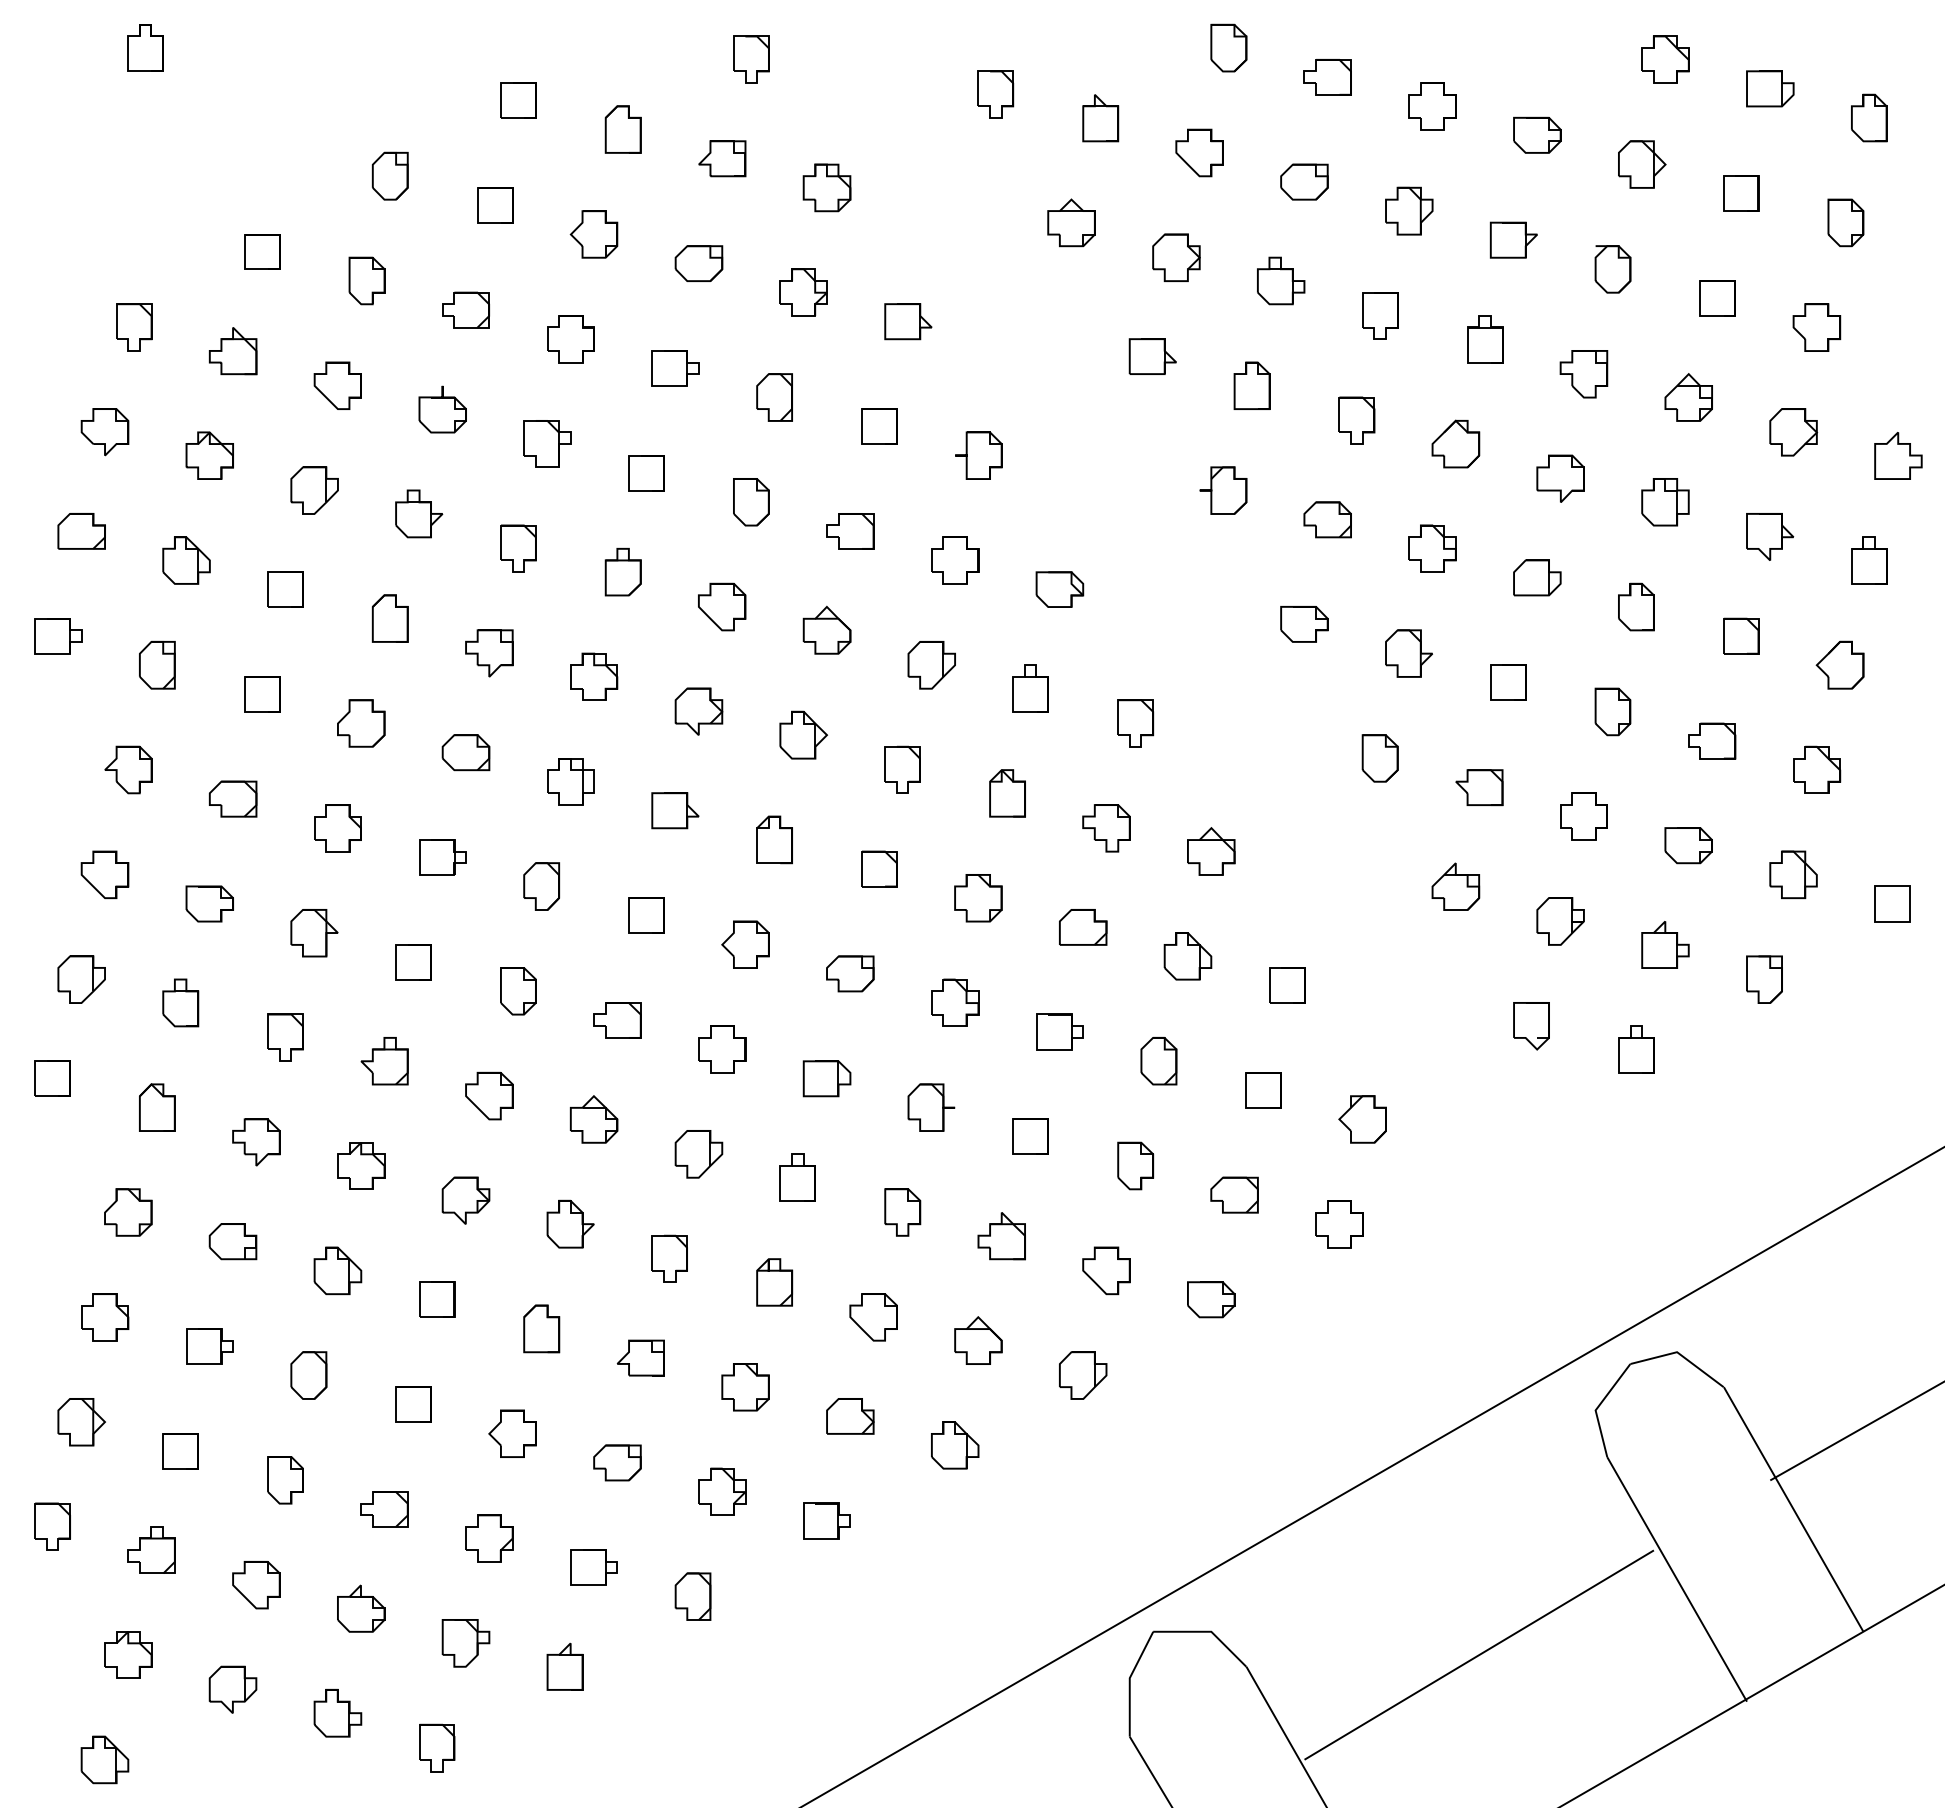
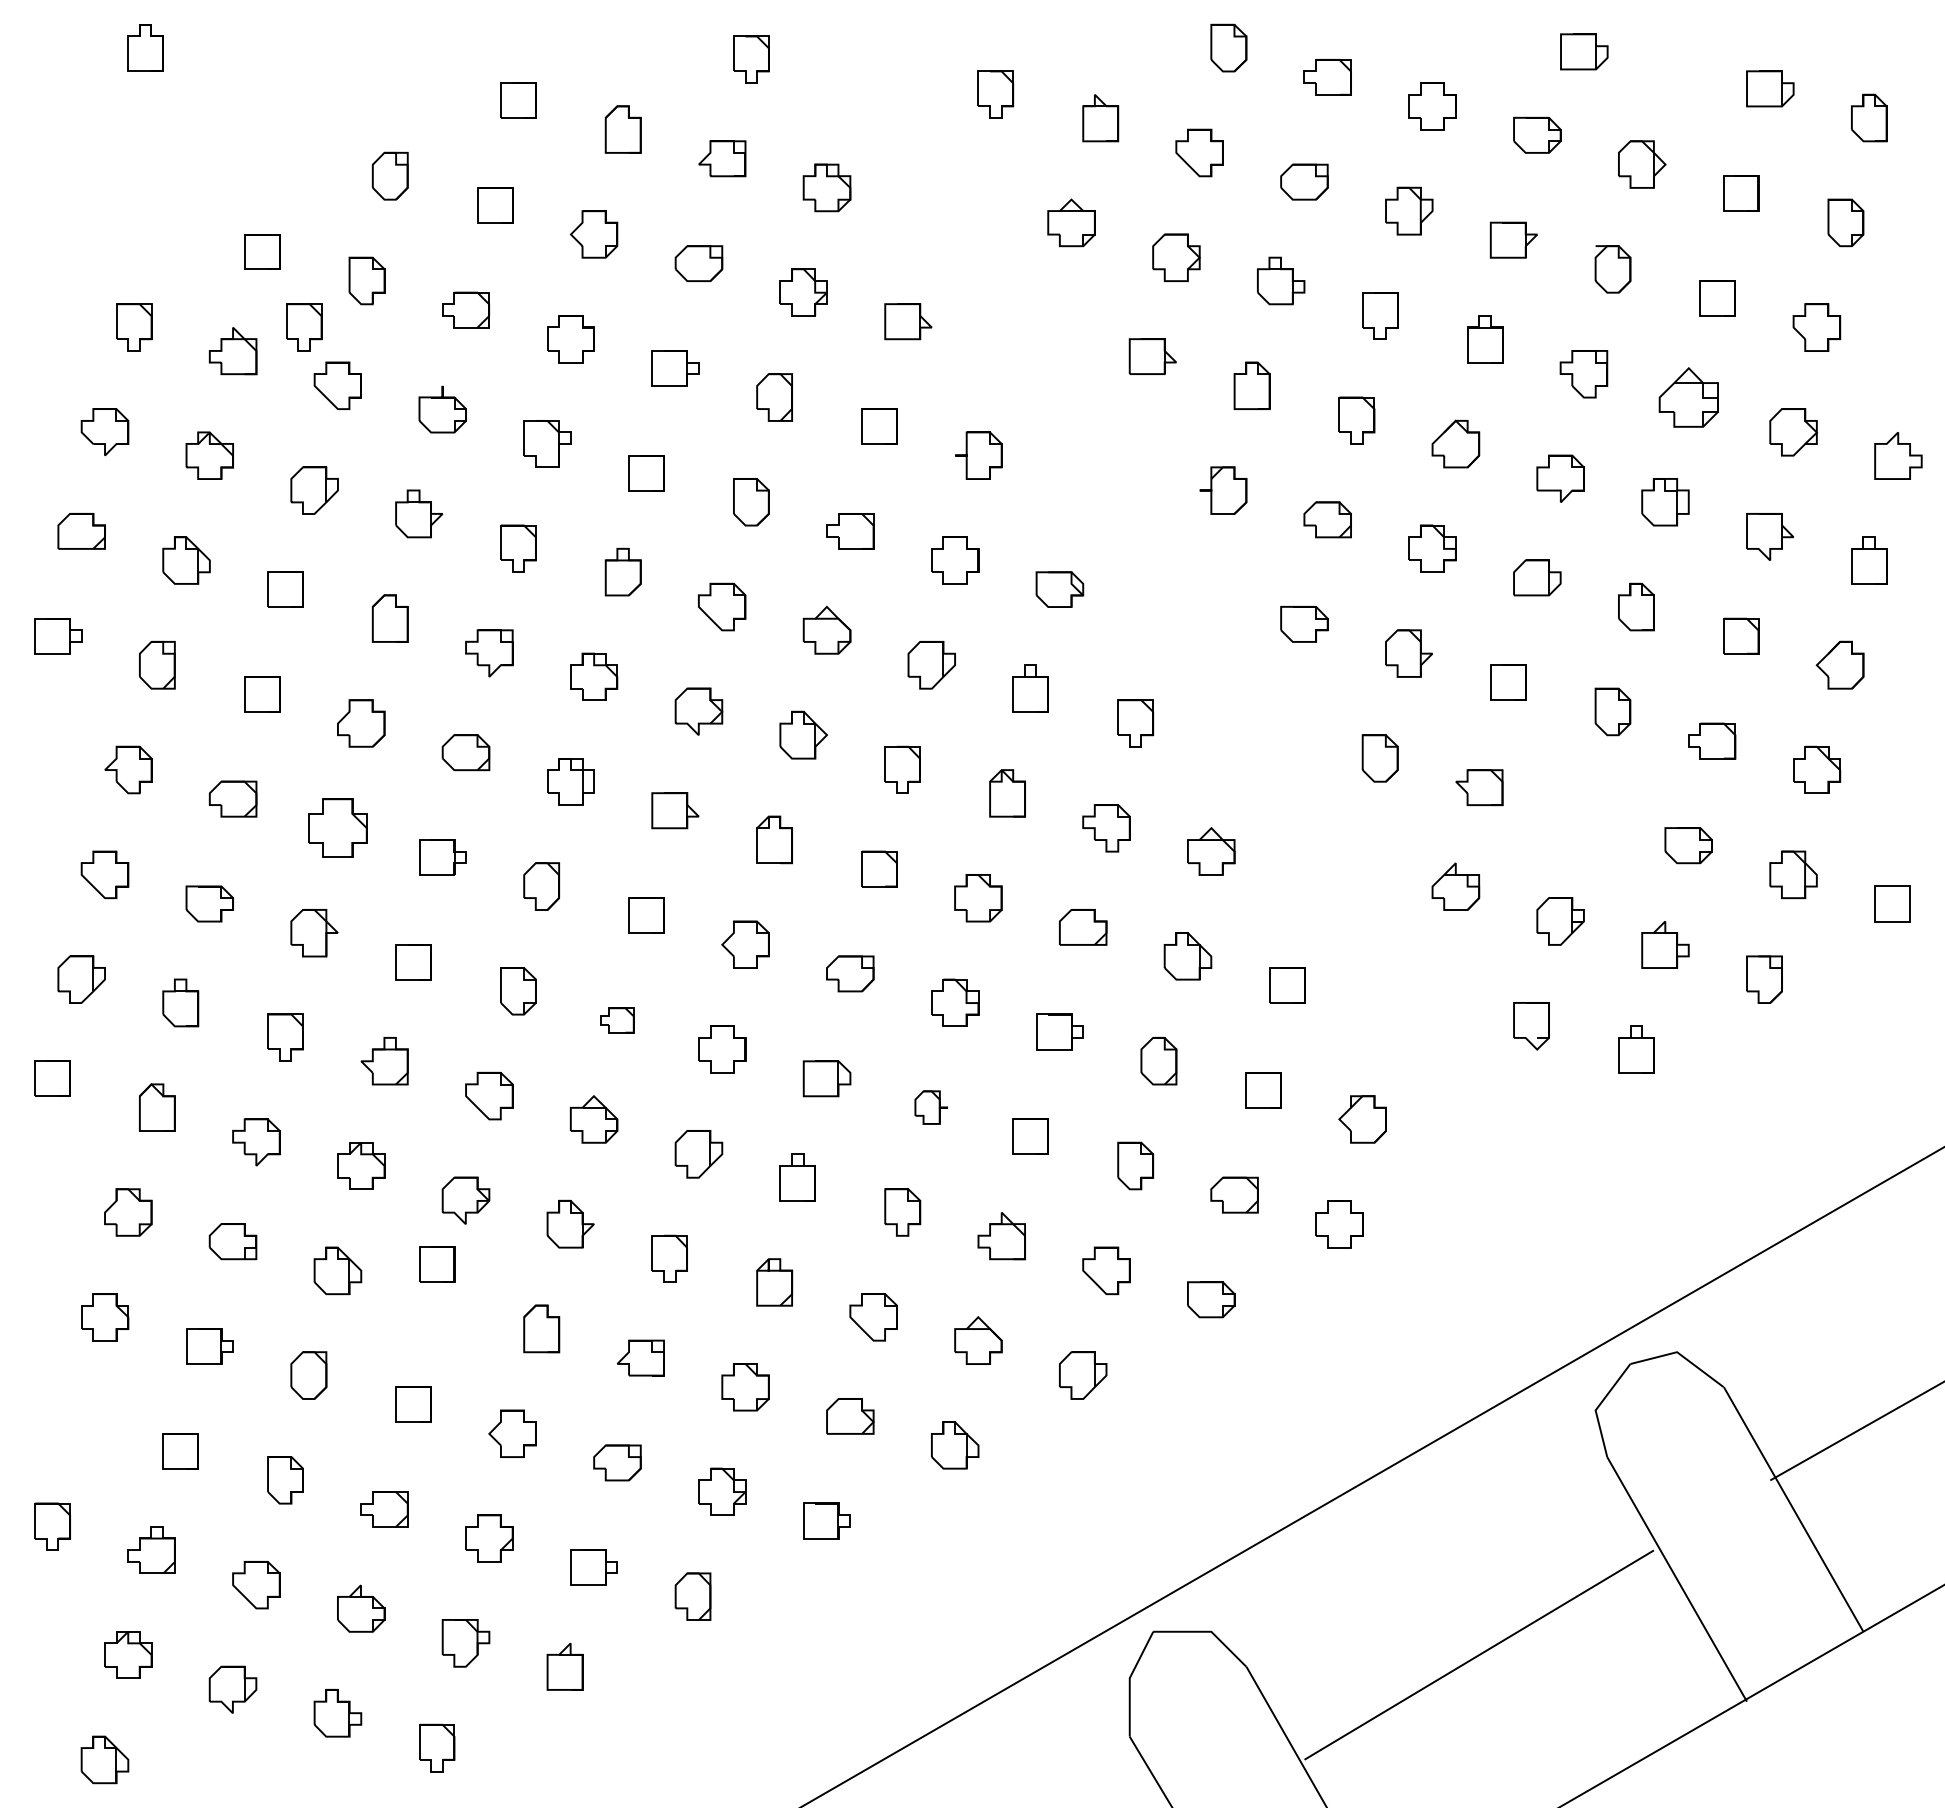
part: none -> present (1584, 51)
part: present -> none (1665, 59)
part: none -> present (304, 327)
part size: 49x49 px -> 61x61 px (1688, 397)
part: present -> none (1583, 816)
part size: 48x49 px -> 60x60 px (337, 827)
part size: 49x37 px -> 35x27 px (617, 1020)
part size: 49x49 px -> 34x35 px (930, 1107)
part position: (437, 1299) -> (437, 1264) (437, 1264)
part: present -> none (81, 1422)
